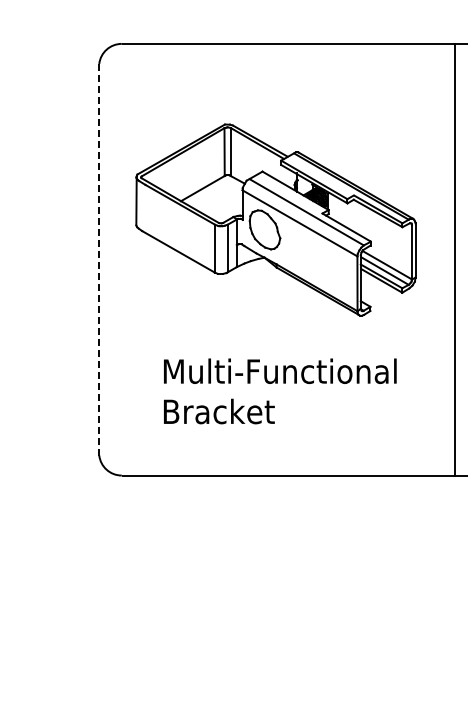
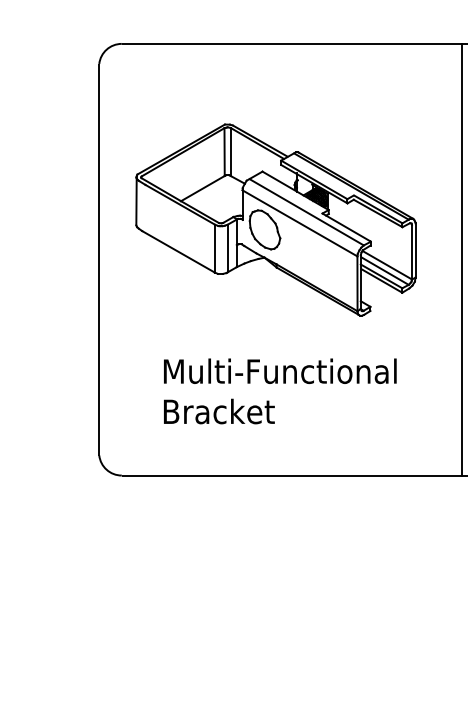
line: dashed -> solid (99, 259)
line position: (454, 259) -> (461, 259) (461, 259)
